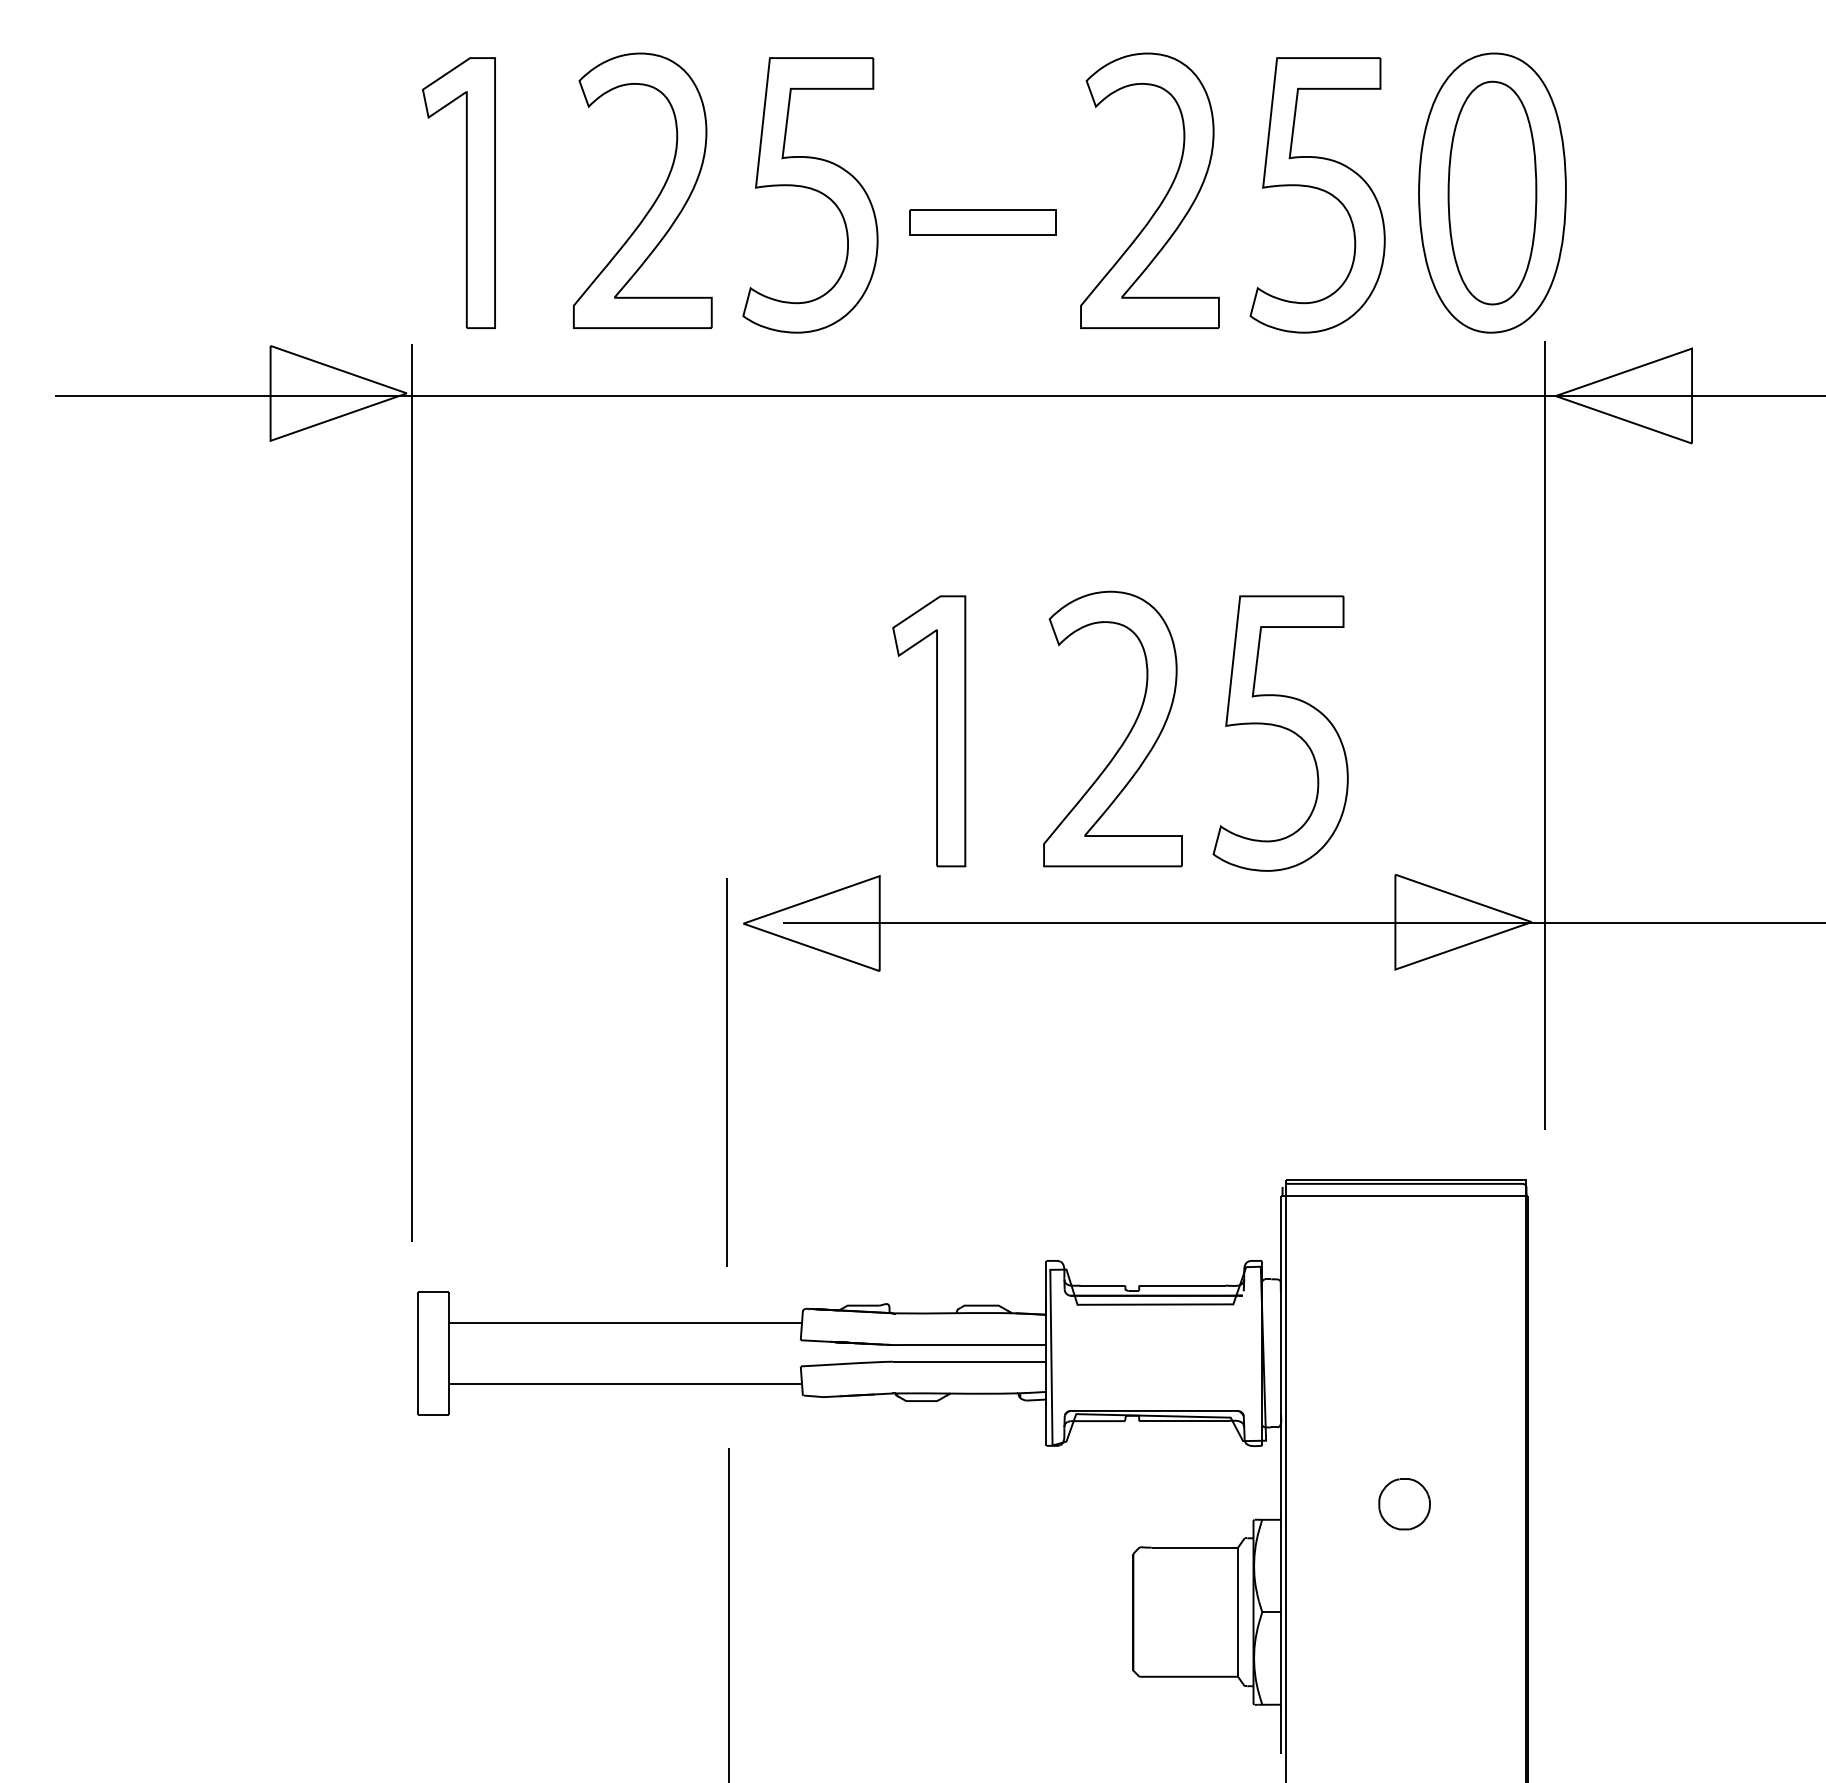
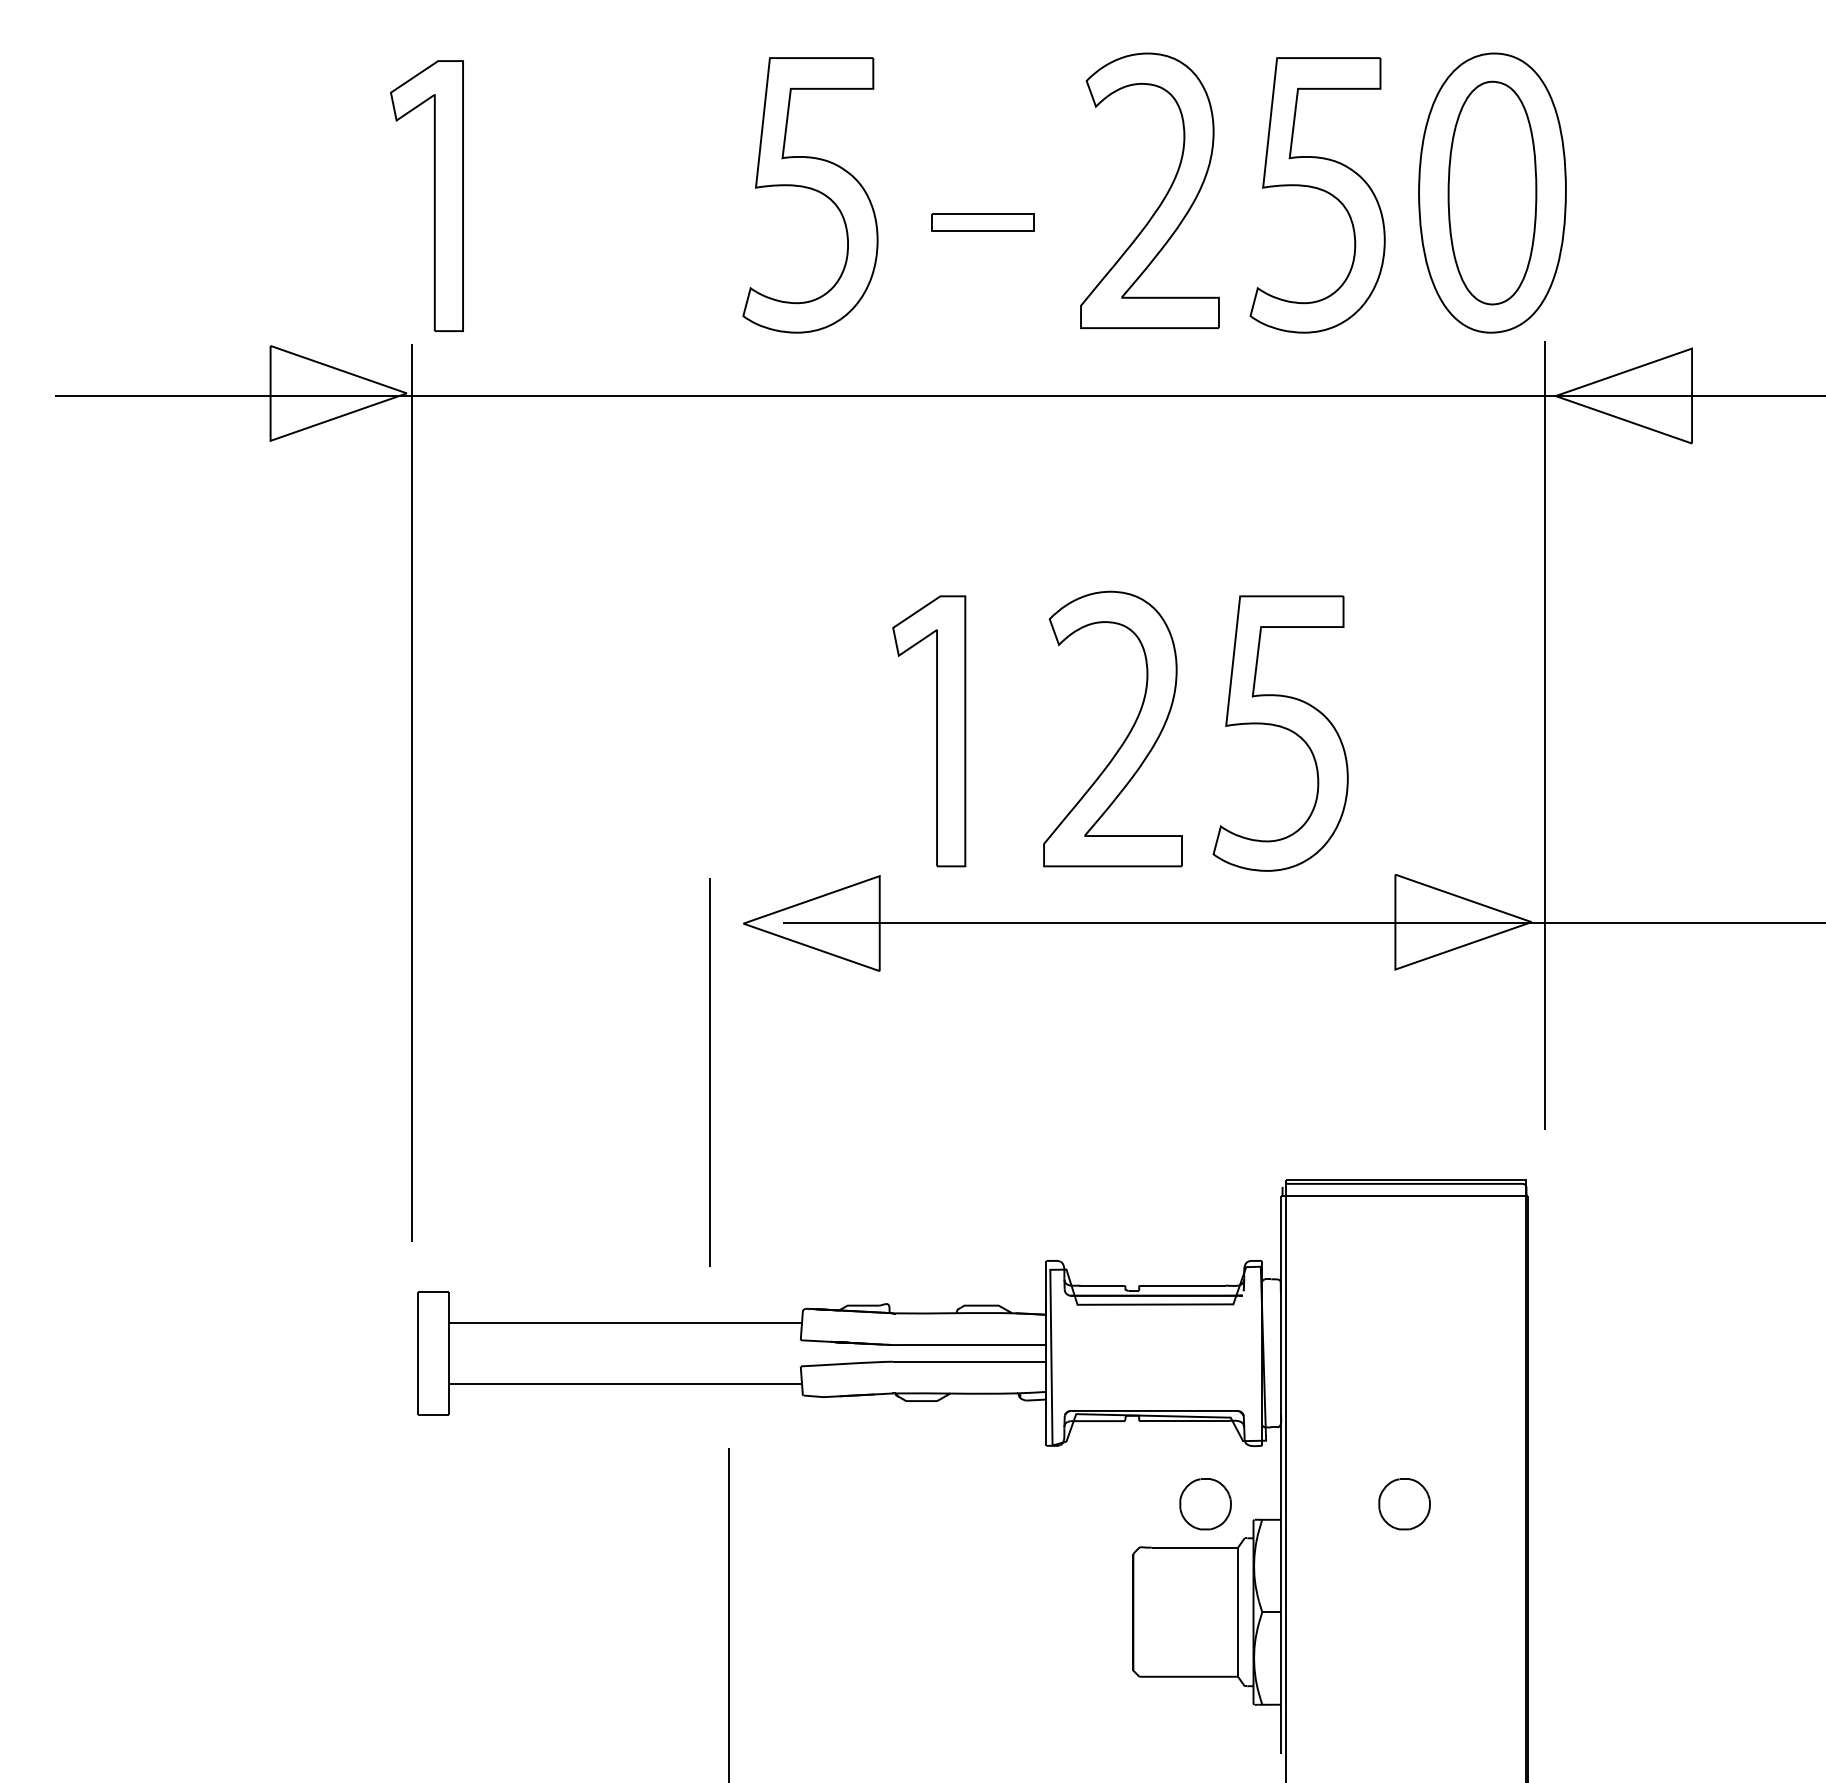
part position: (465, 192) -> (433, 195) (433, 195)
part: present -> none (656, 197)
part size: 148x27 px -> 104x19 px (982, 222)
line position: (726, 1072) -> (709, 1072) (709, 1072)
part: none -> present (1205, 1504)
